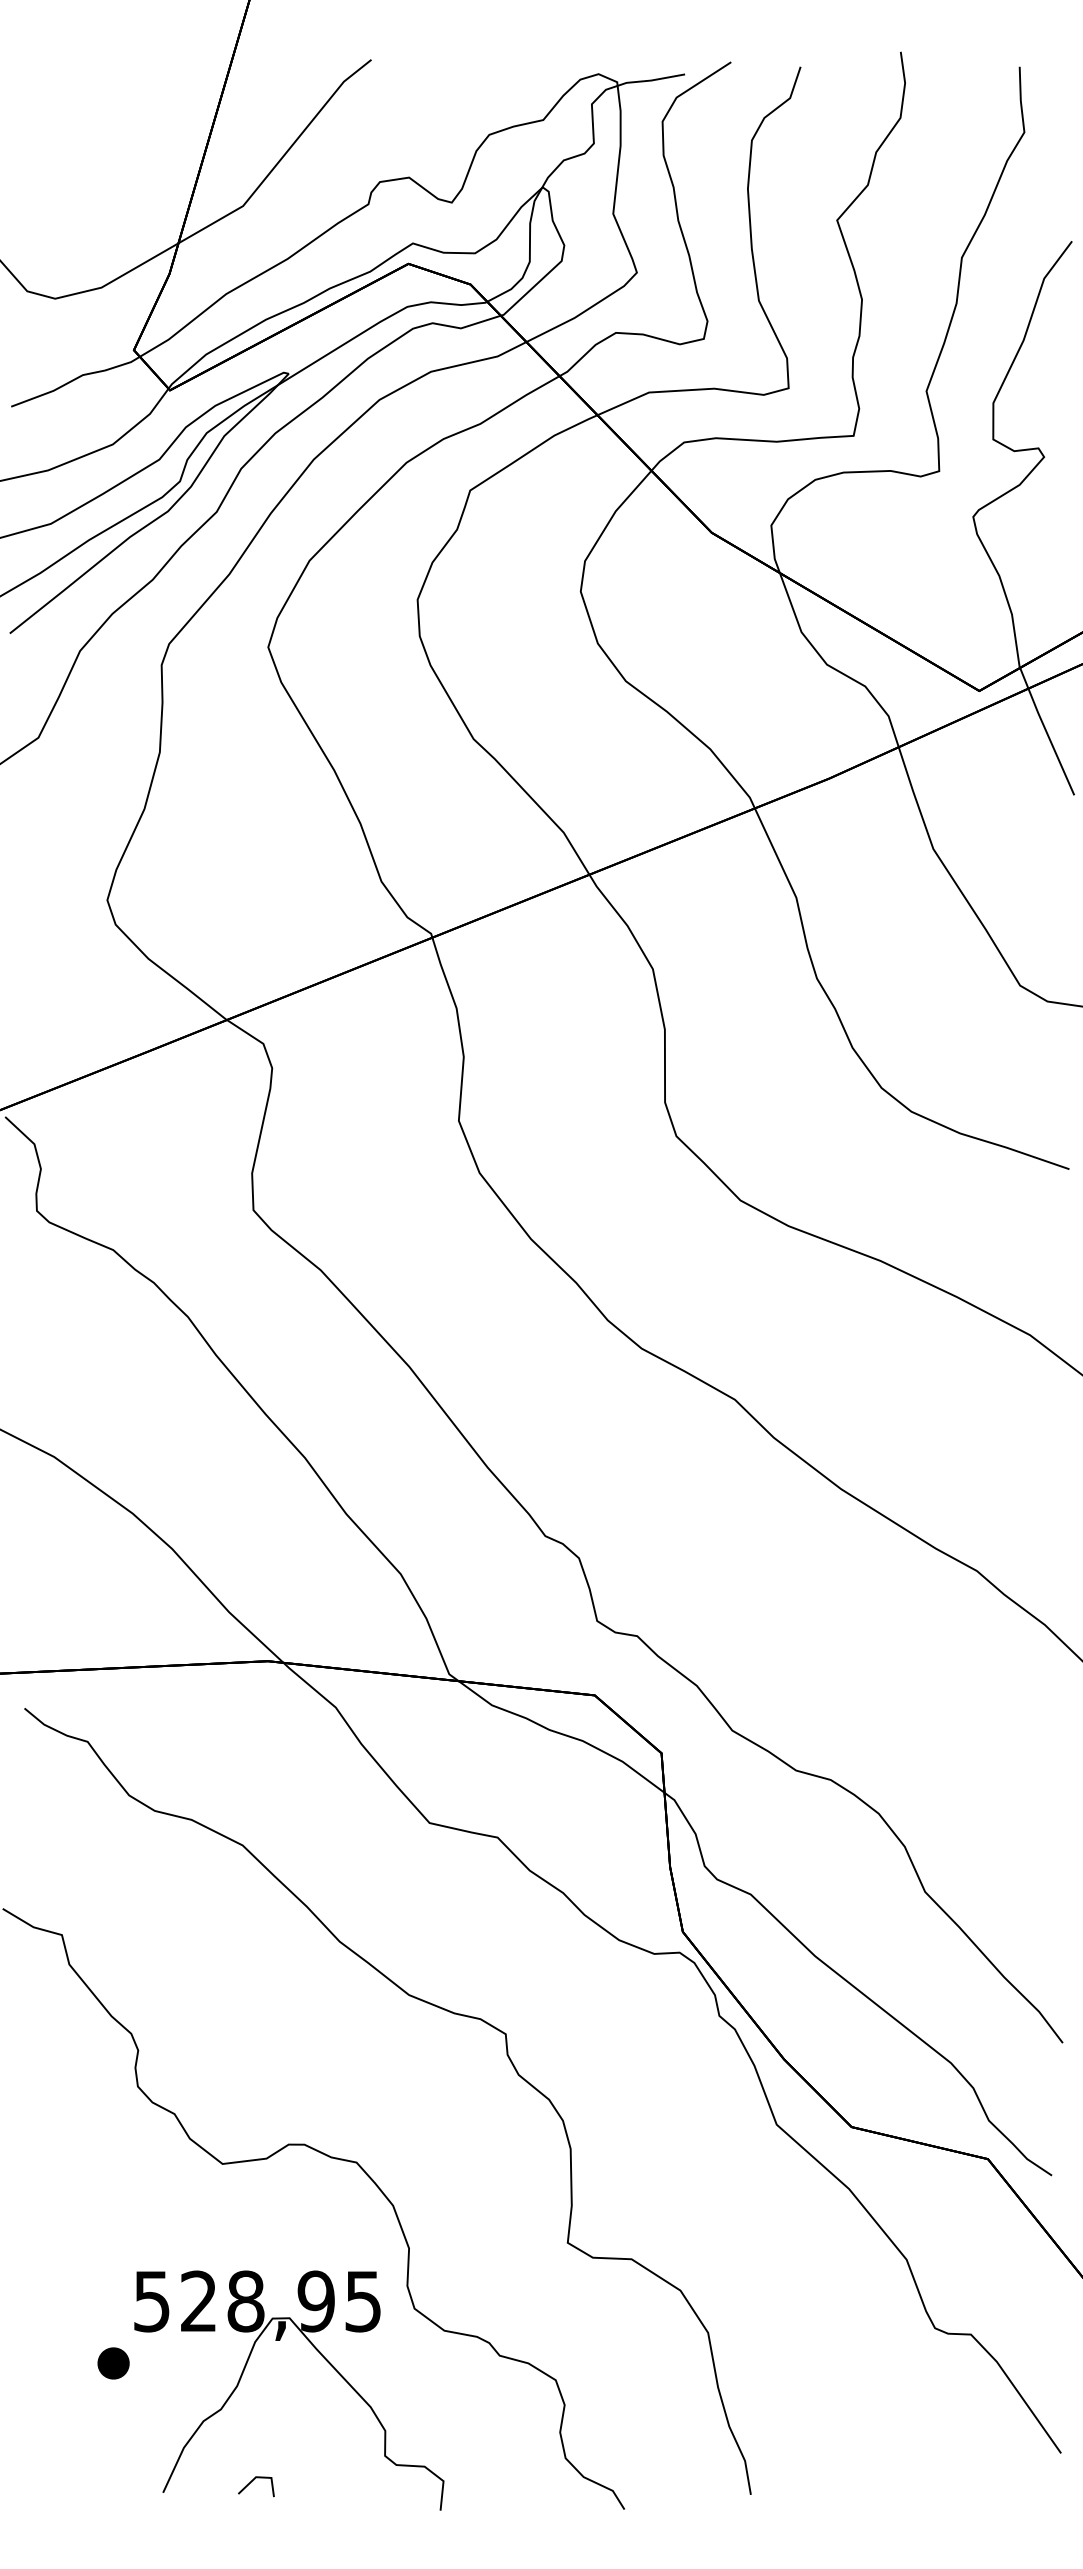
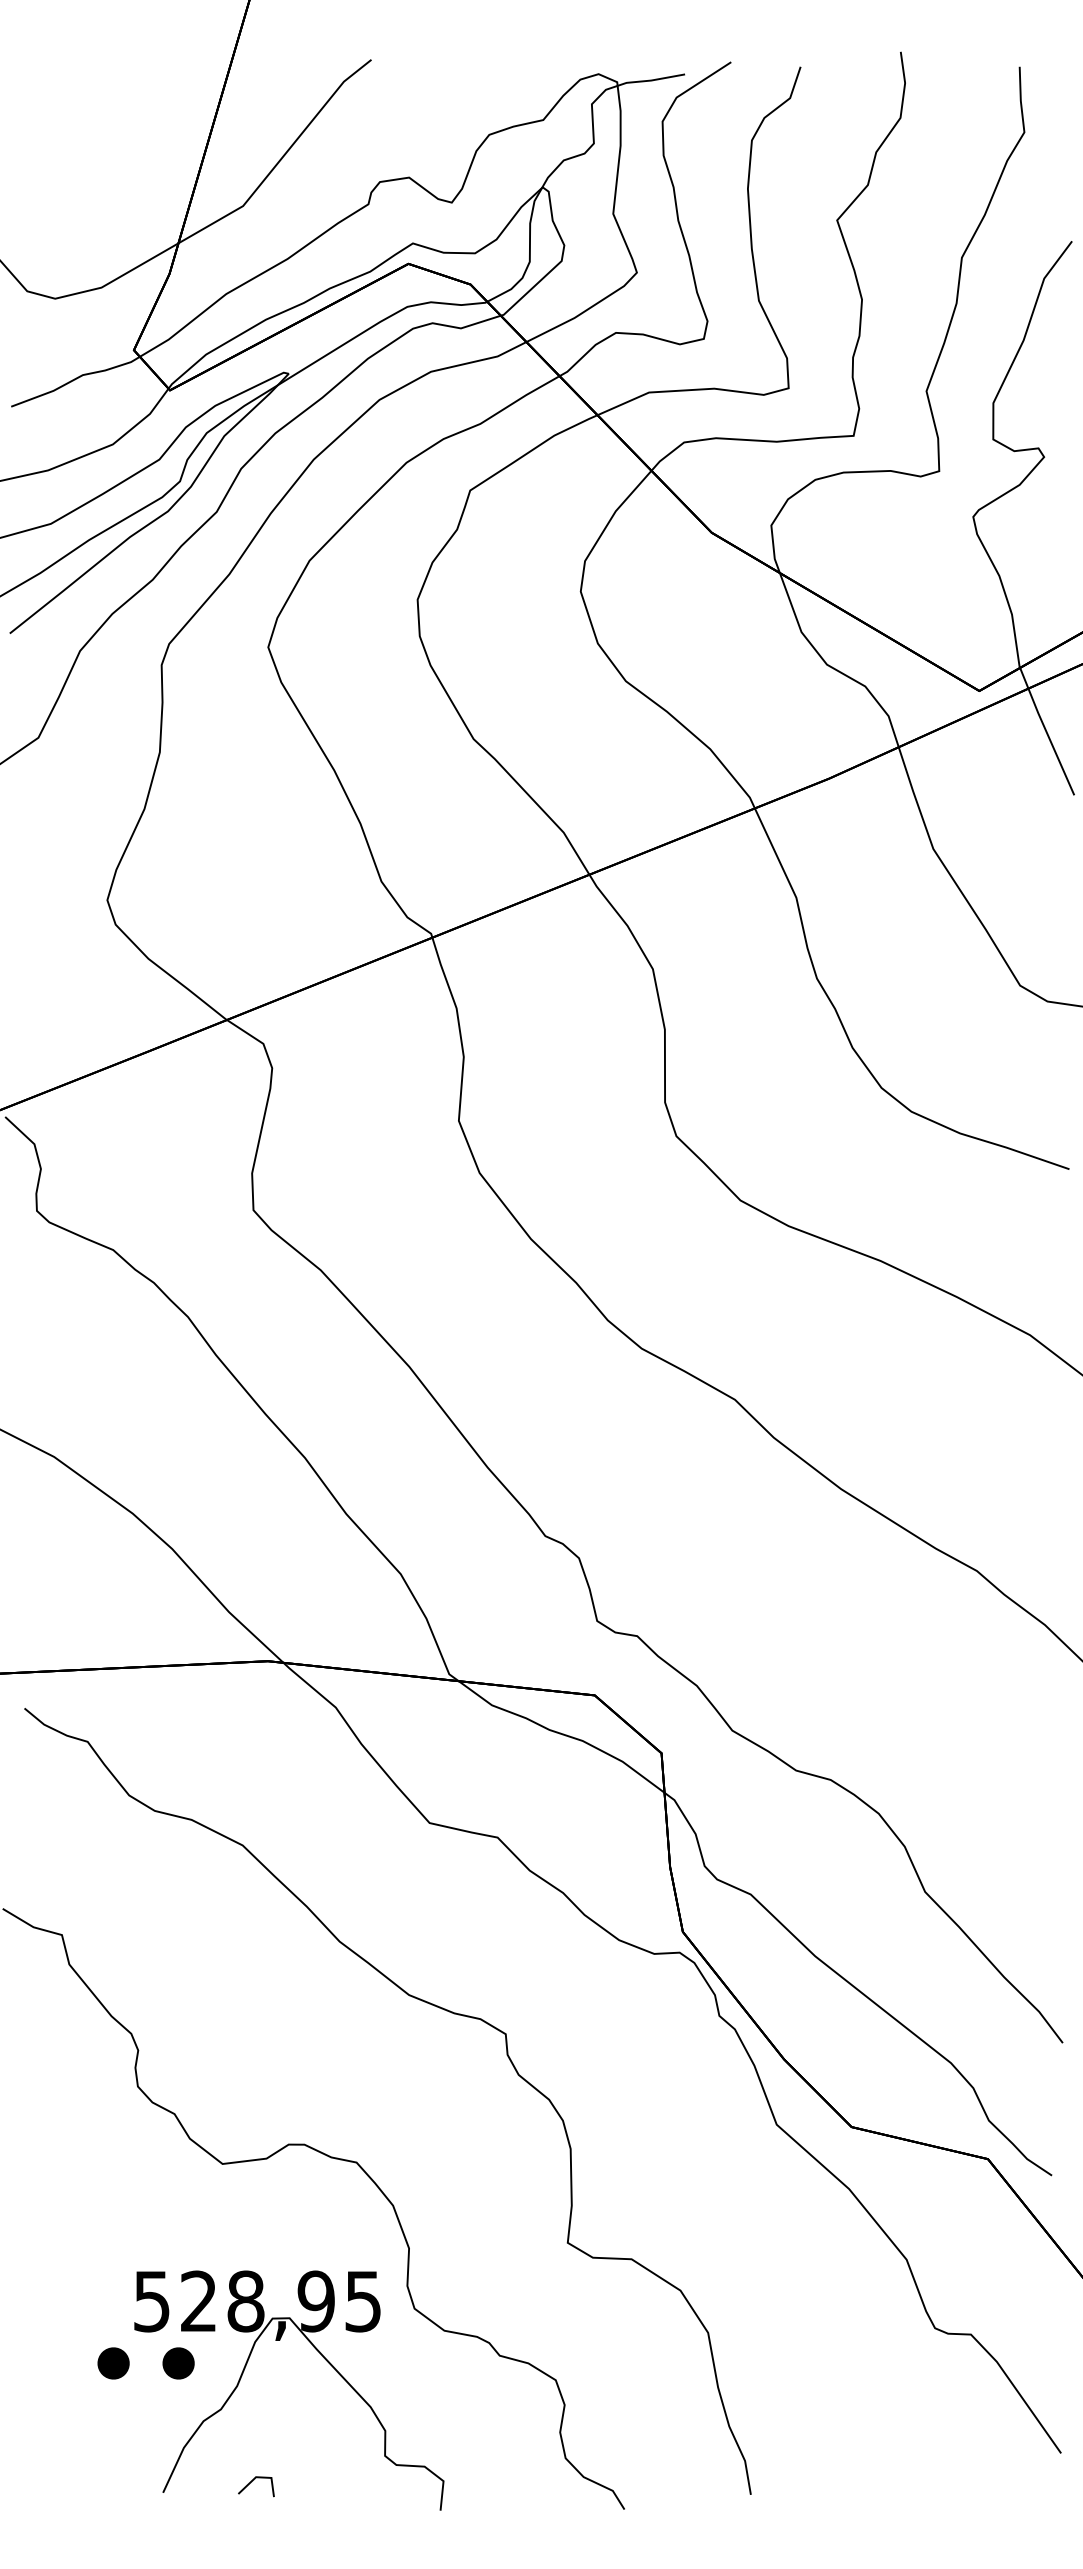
part: none -> present (178, 2363)
